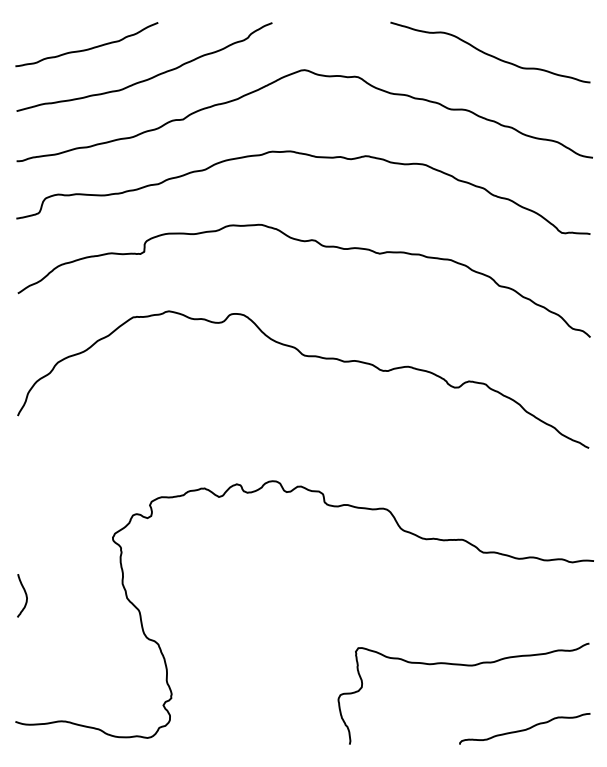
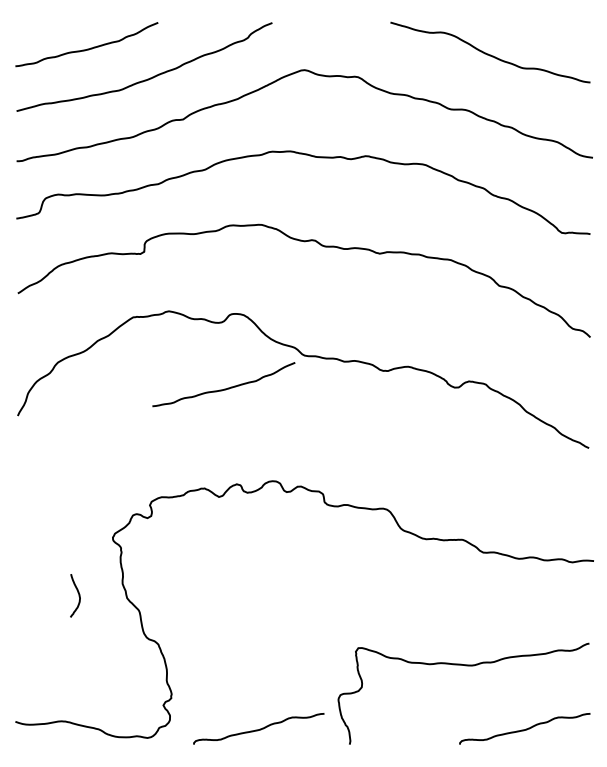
curve: none -> present (224, 388)
curve position: (25, 595) -> (78, 595) (78, 595)
curve: none -> present (258, 729)
